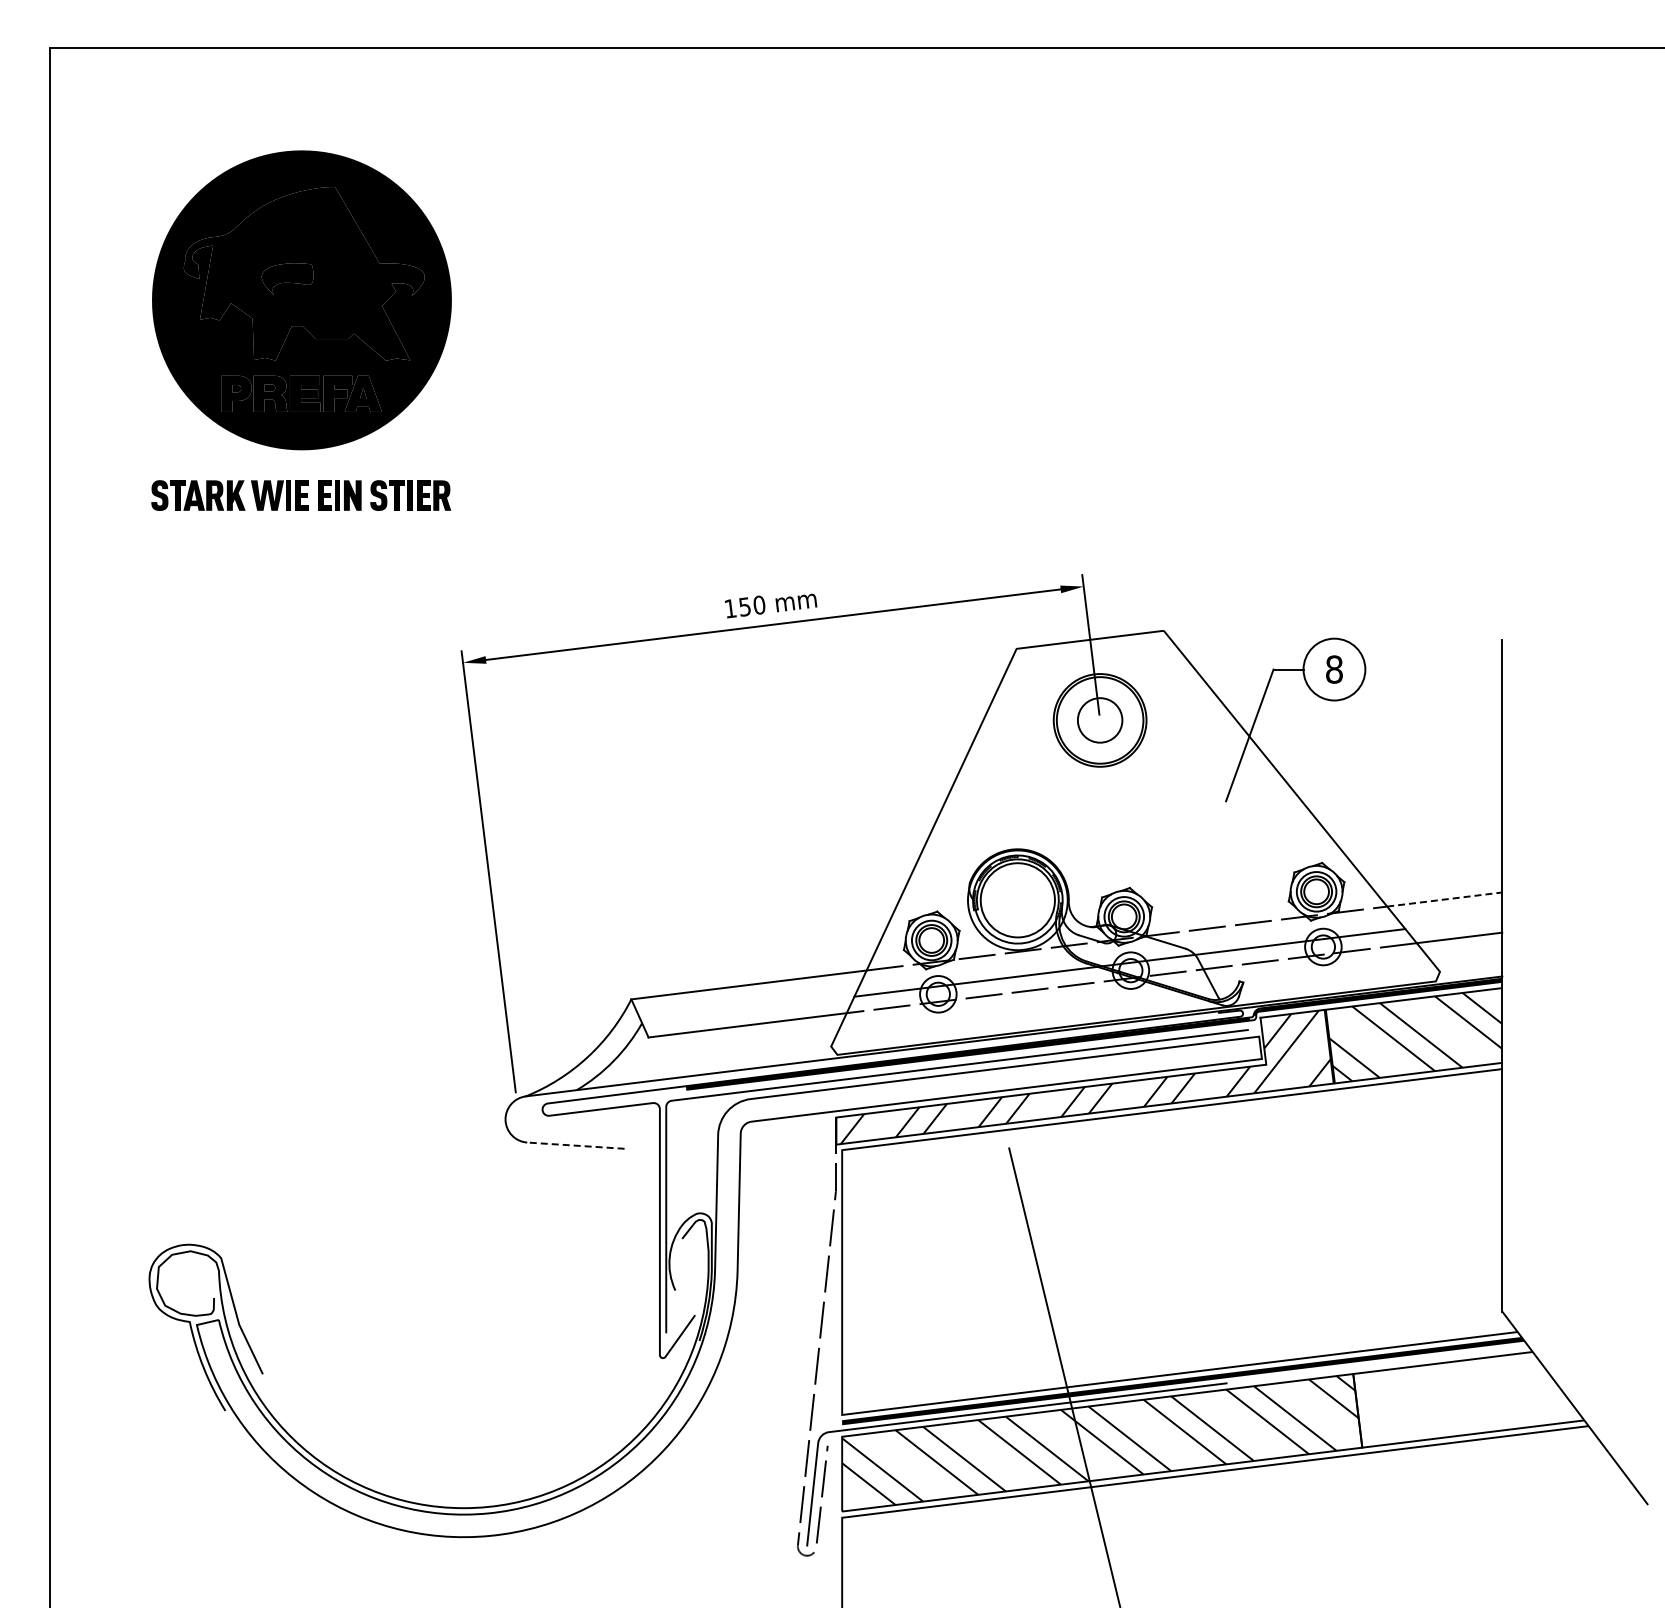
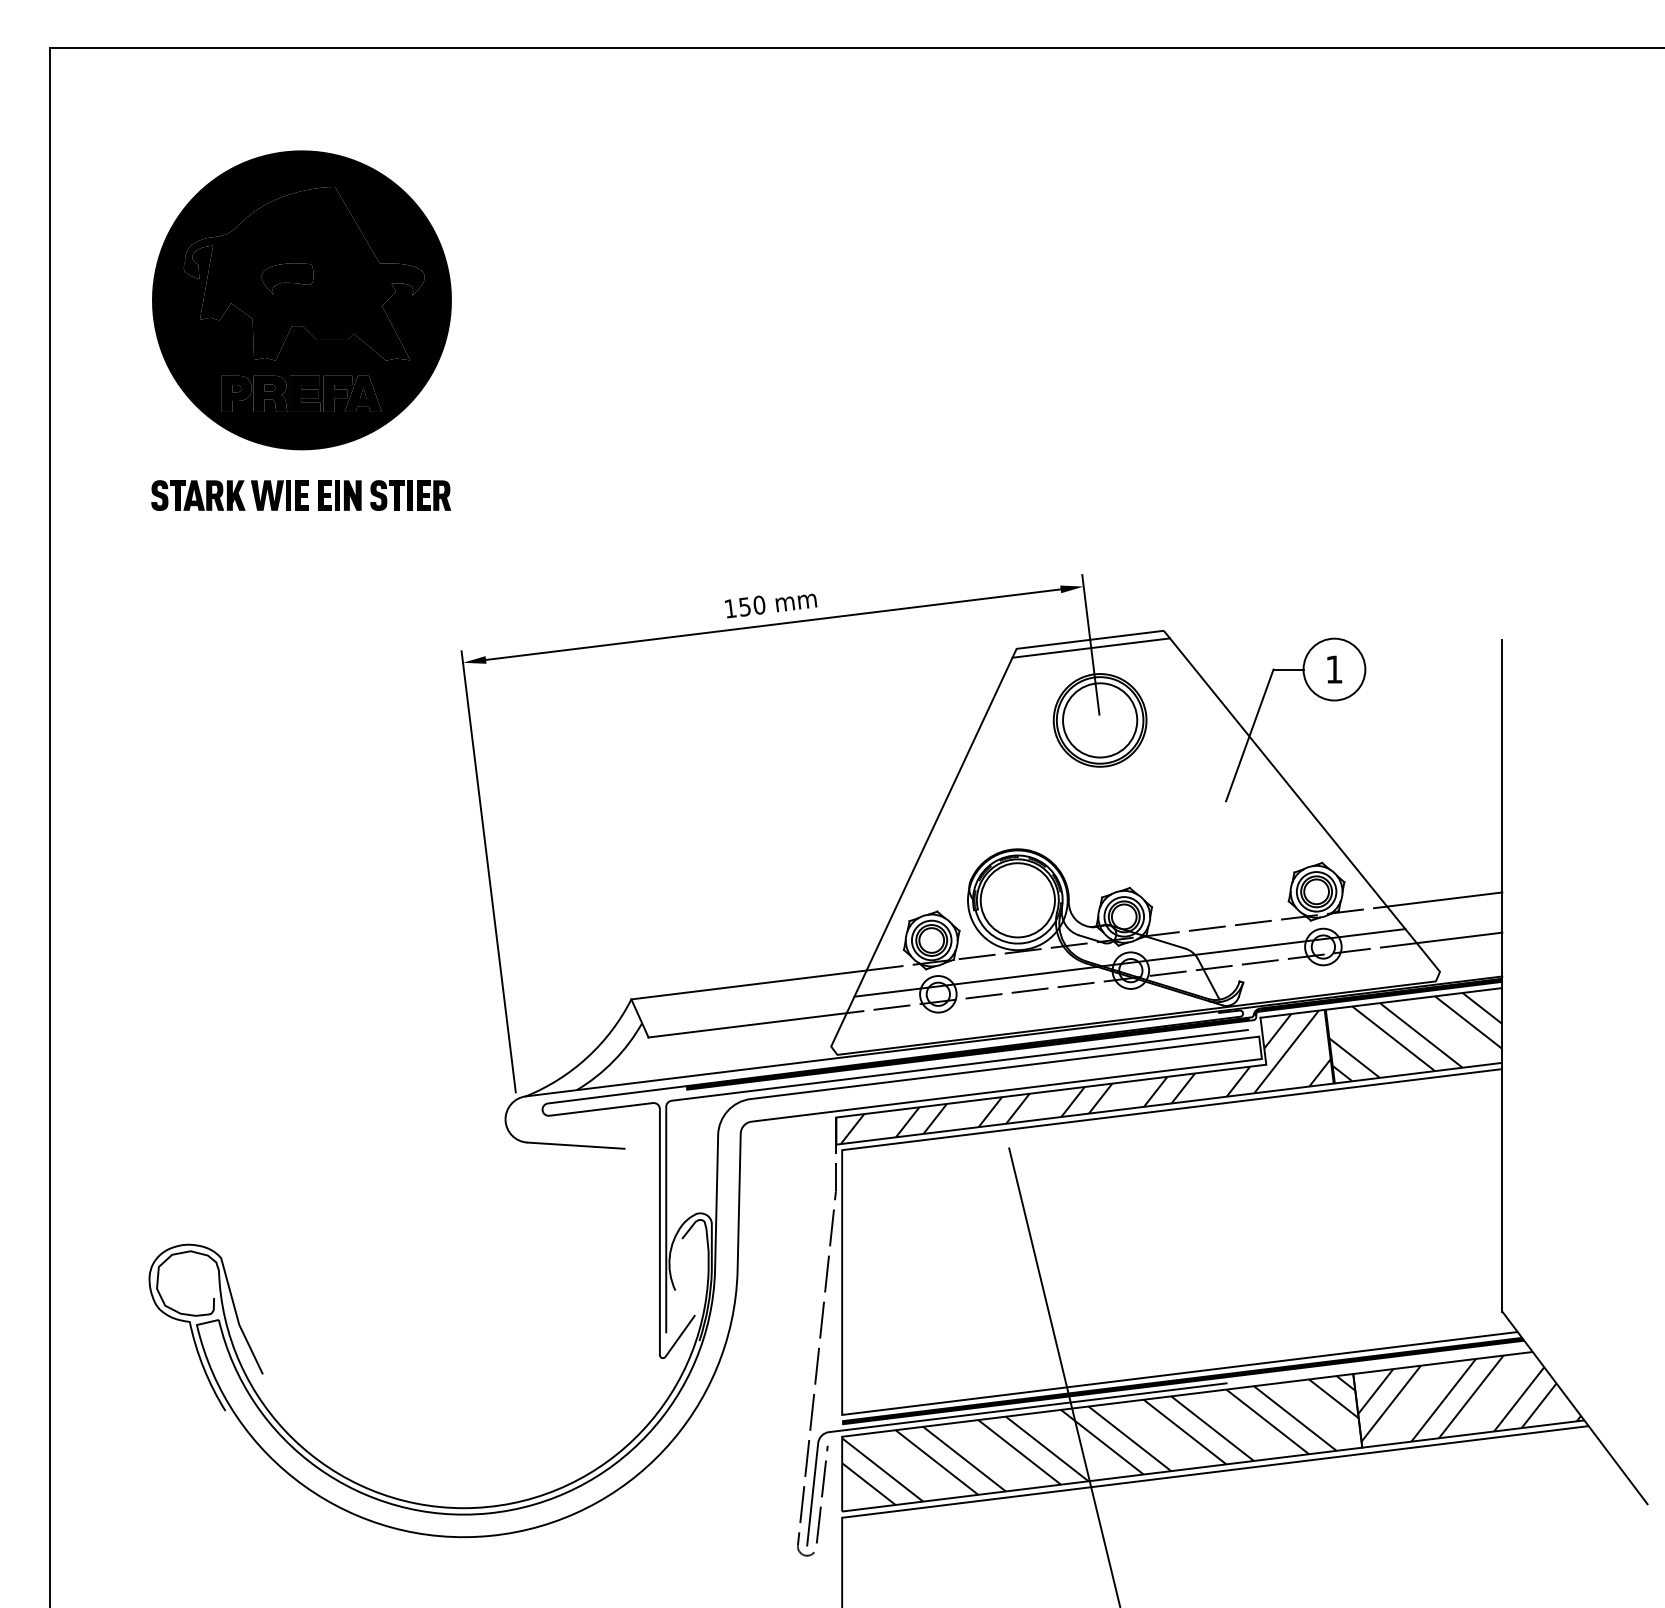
line: none -> present (1091, 647)
text: 8 -> 1 (1334, 669)
circle diameter: 45 px -> 74 px (1100, 720)
line: dashed -> solid (1444, 899)
line: dashed -> solid (575, 1145)
hatch: none -> present (1469, 1398)
